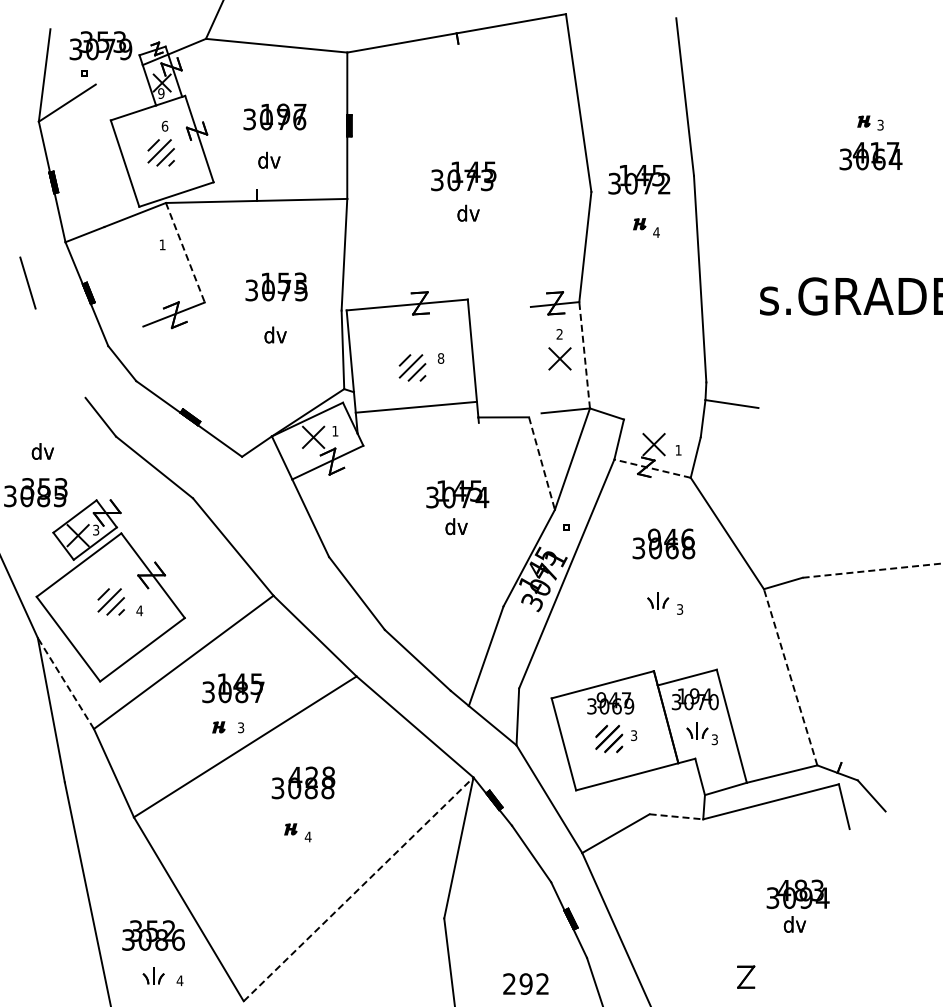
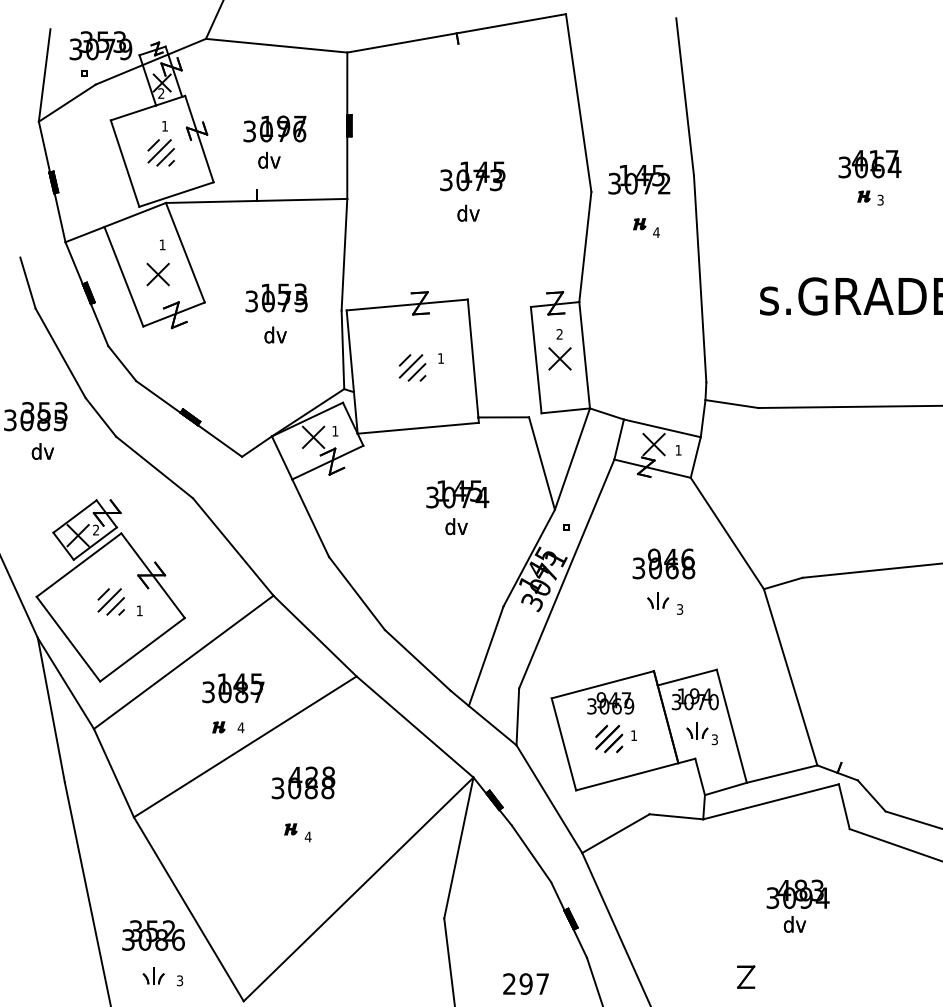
line: none -> present (118, 74)
text: 9 -> 2 (161, 93)
text position: (274, 116) -> (274, 128) (274, 128)
part position: (870, 122) -> (870, 197) (870, 197)
text: 6 -> 1 (164, 125)
text position: (870, 156) -> (869, 164) (869, 164)
text position: (463, 176) -> (472, 176) (472, 176)
line: dashed -> solid (185, 253)
part: none -> present (157, 274)
line: none -> present (123, 276)
text position: (276, 286) -> (276, 297) (276, 297)
line: none -> present (60, 352)
line: dashed -> solid (584, 354)
text: 8 -> 1 (440, 358)
line: none -> present (535, 359)
line position: (415, 406) -> (417, 427) (417, 427)
line: none -> present (848, 406)
line: none -> present (661, 428)
line: dashed -> solid (542, 464)
line: dashed -> solid (652, 468)
text position: (35, 492) -> (35, 416) (35, 416)
text: 3 -> 2 (96, 530)
text position: (663, 543) -> (663, 563) (663, 563)
line: dashed -> solid (873, 570)
text: 4 -> 1 (139, 610)
line: dashed -> solid (790, 676)
line: dashed -> solid (65, 683)
text: 3 -> 4 (240, 727)
text: 3 -> 1 (634, 735)
line: dashed -> solid (676, 816)
line: none -> present (912, 819)
line: none -> present (894, 844)
line: dashed -> solid (358, 889)
text: 4 -> 3 (179, 980)
text: 292 -> 297 (542, 983)
